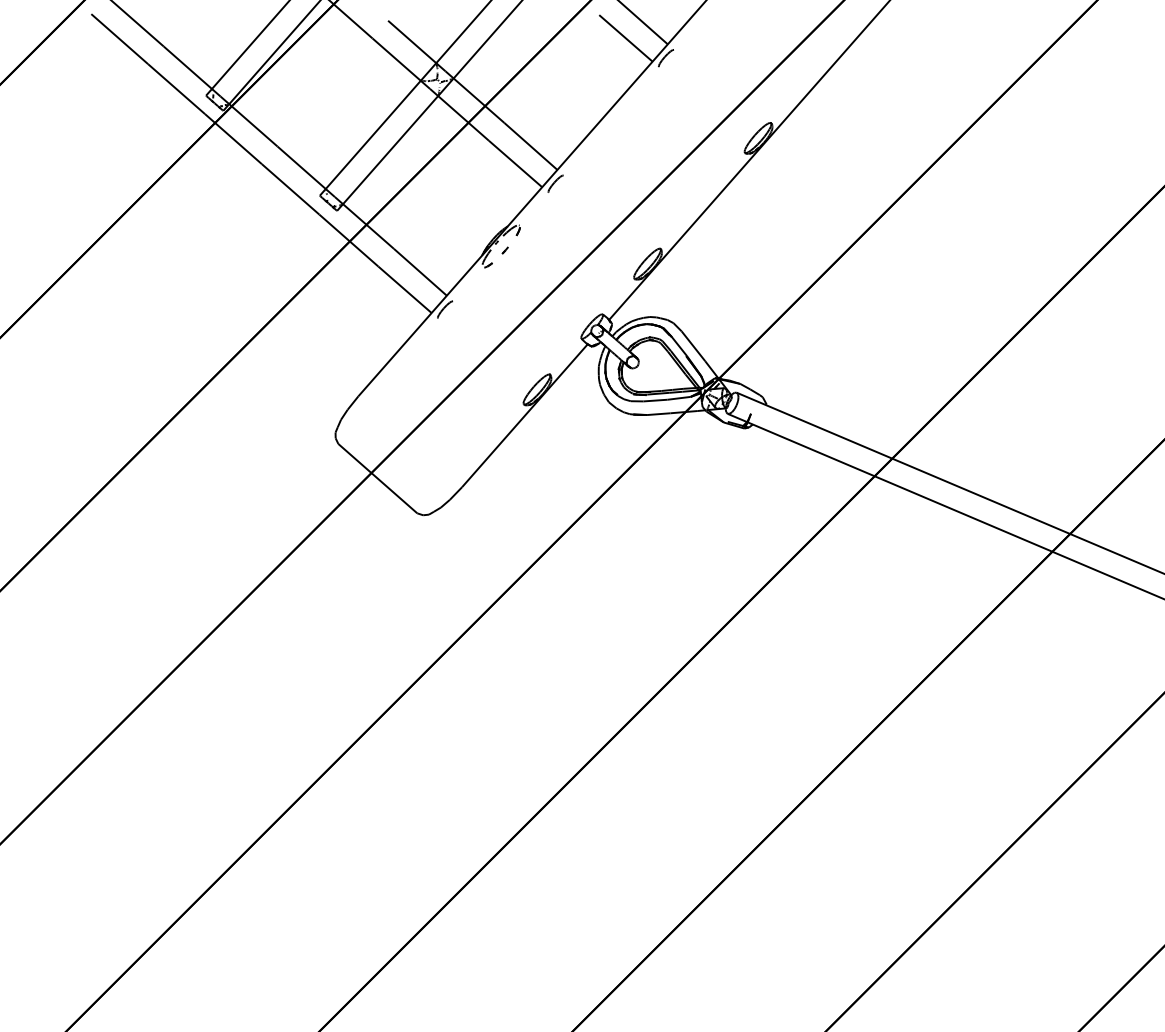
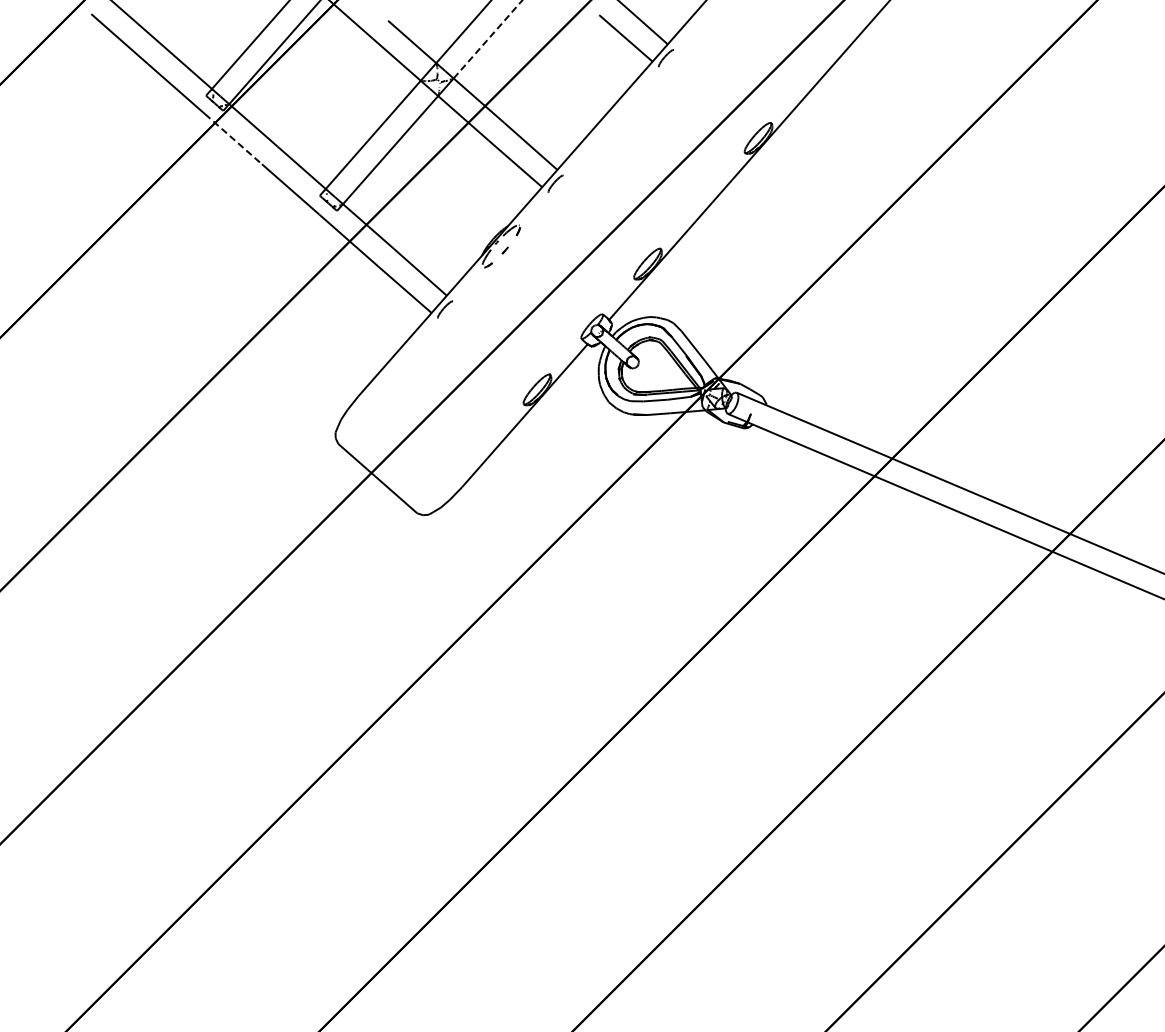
line: solid -> dashed (487, 39)
line: solid -> dashed (233, 139)
